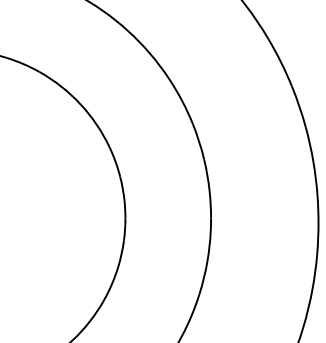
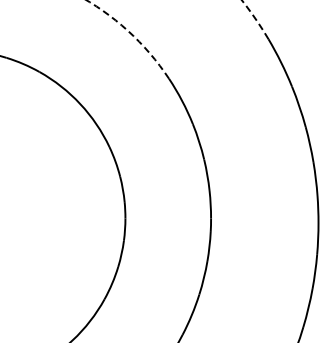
arc: solid -> dashed (255, 19)
arc: solid -> dashed (131, 34)
